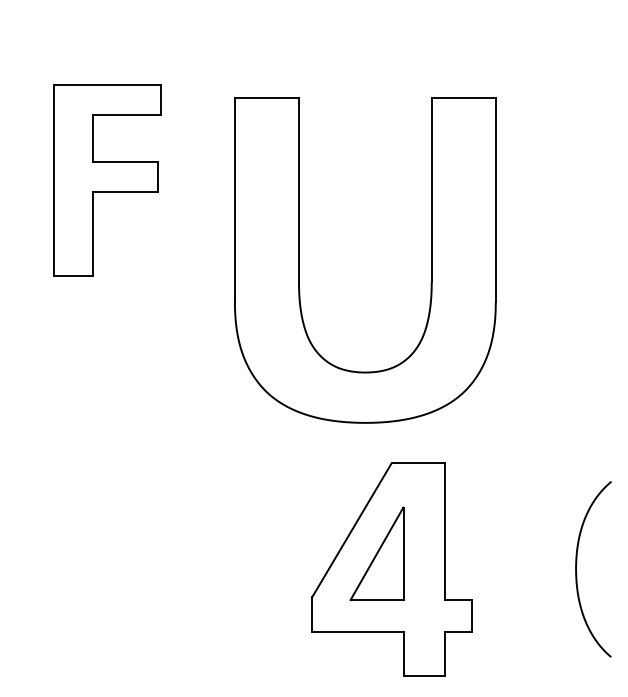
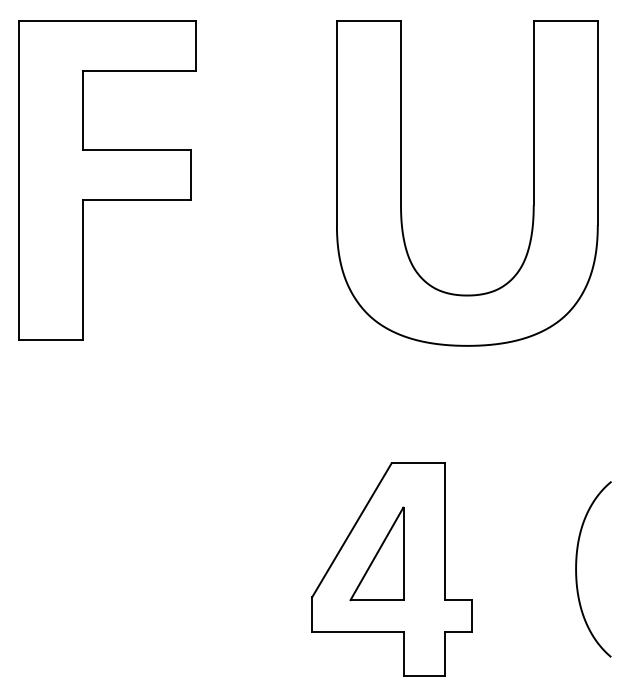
part size: 109x193 px -> 179x321 px (107, 180)
part position: (299, 260) -> (401, 183) (401, 183)
